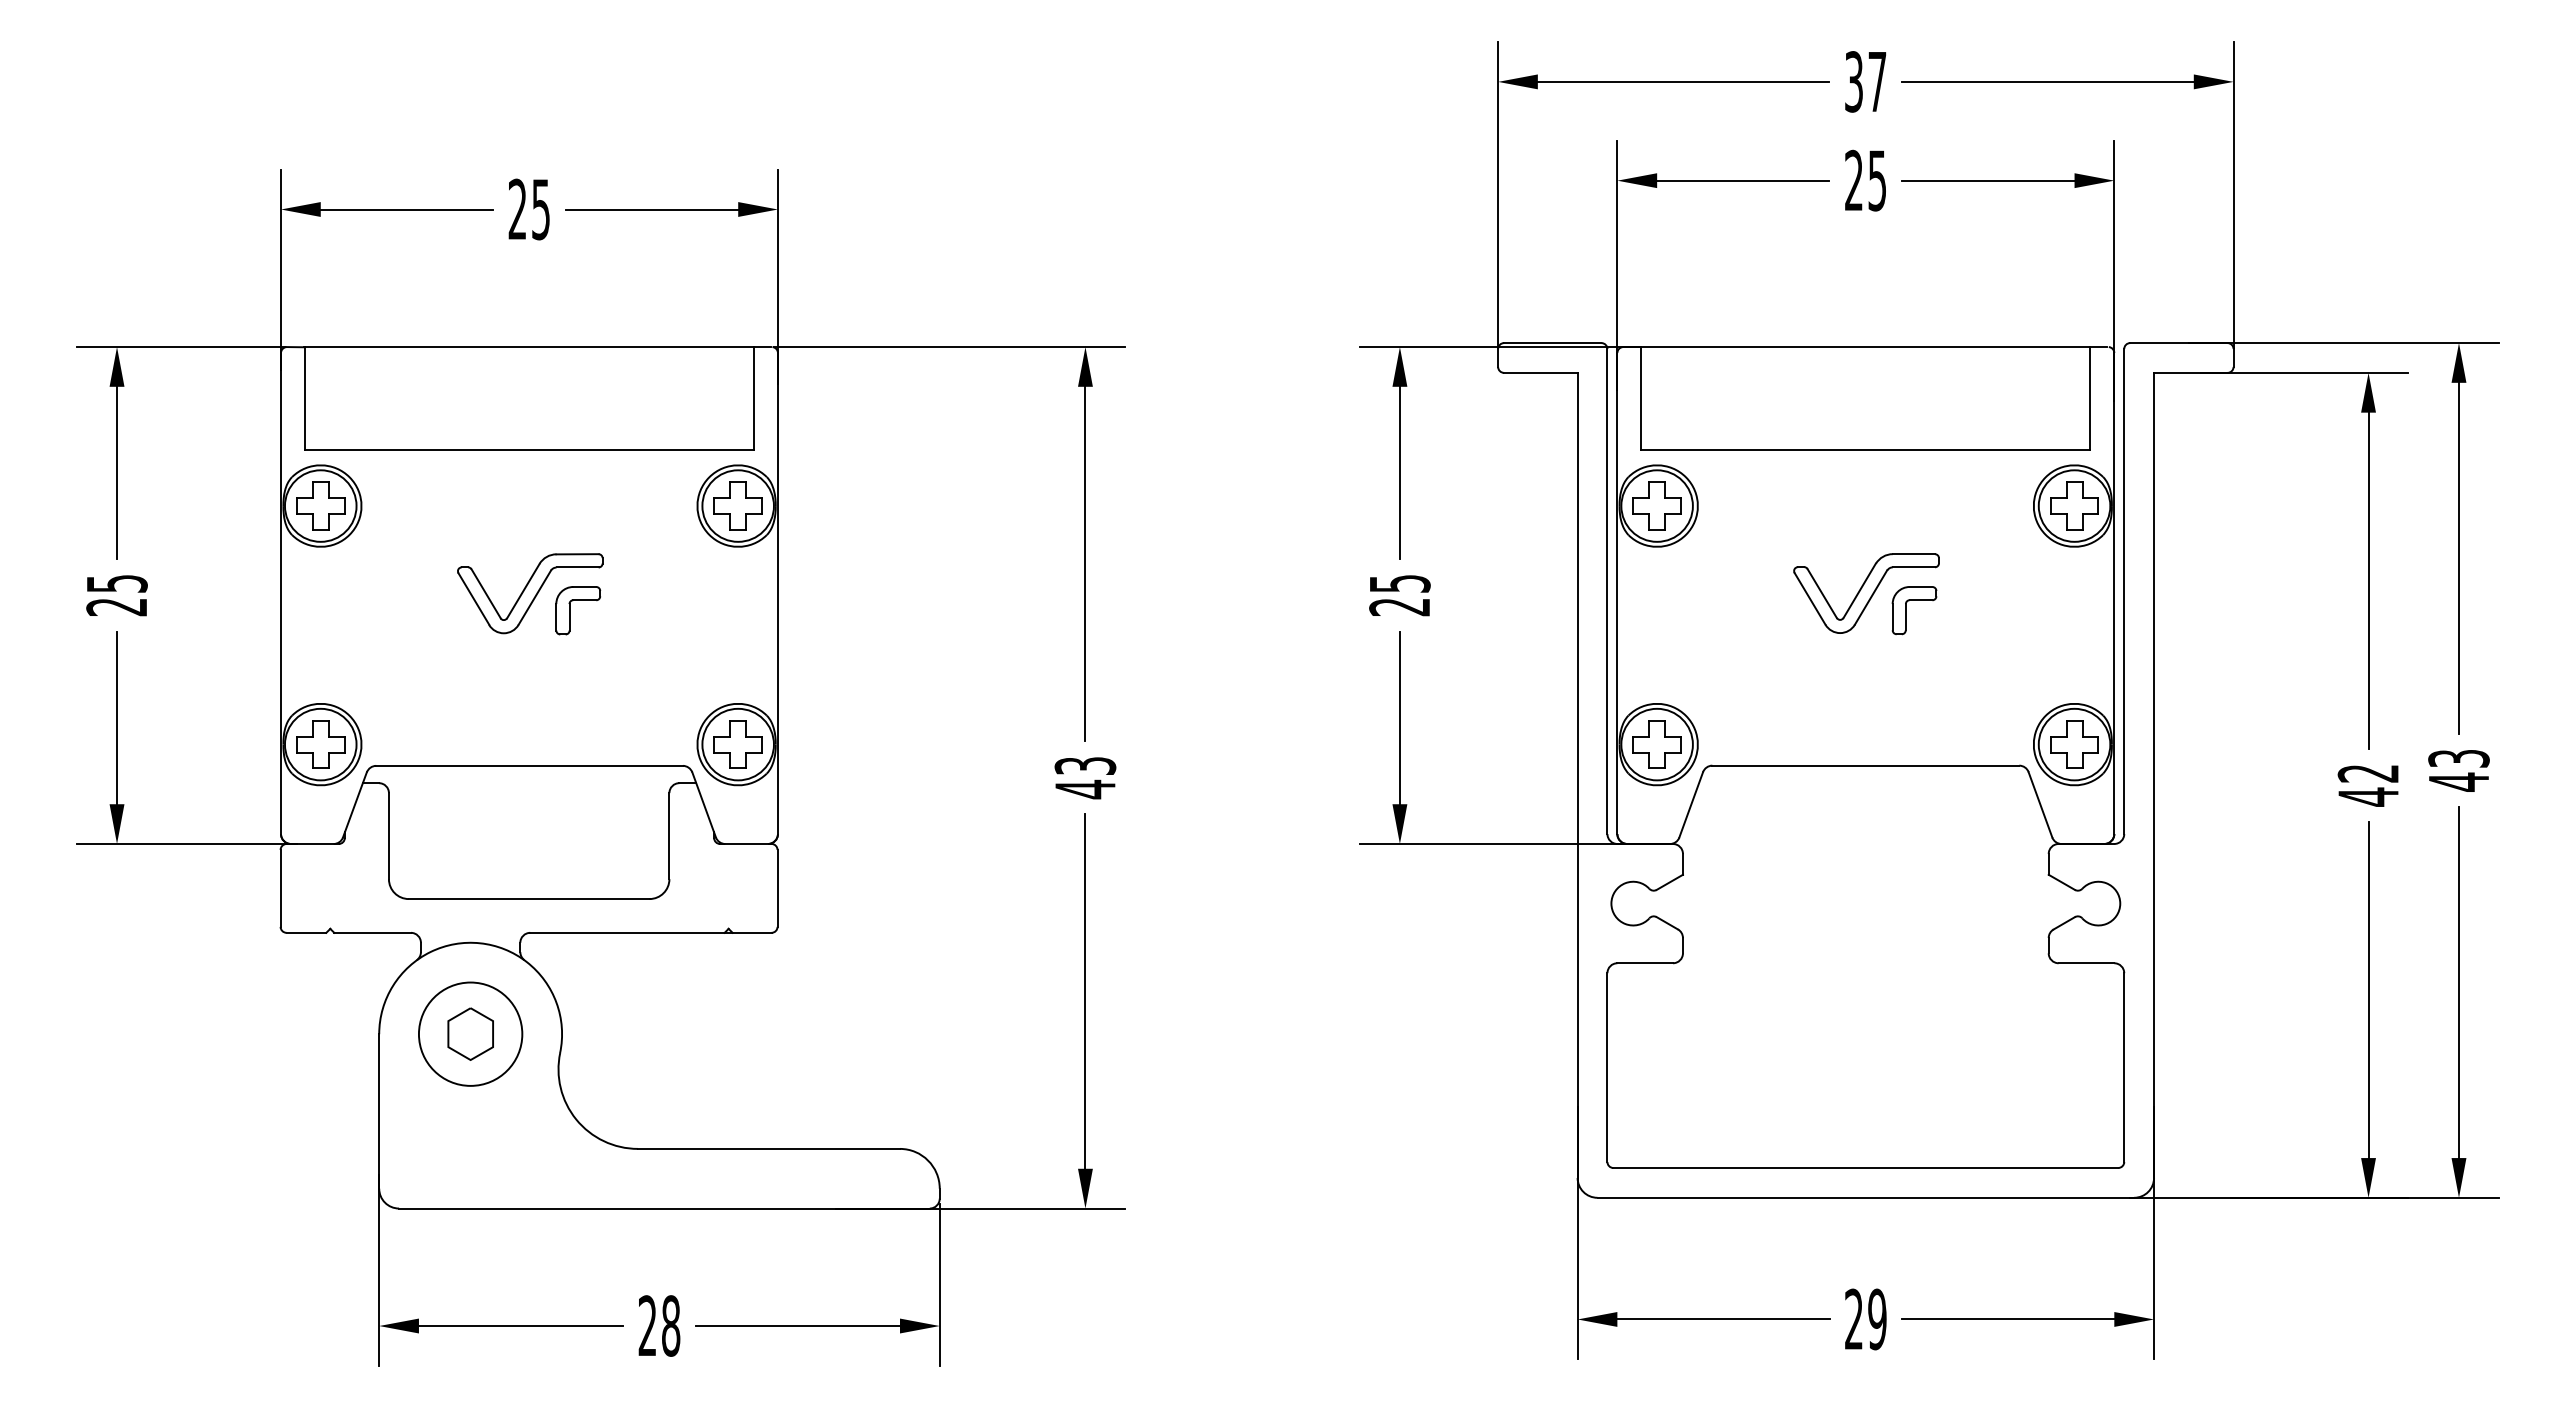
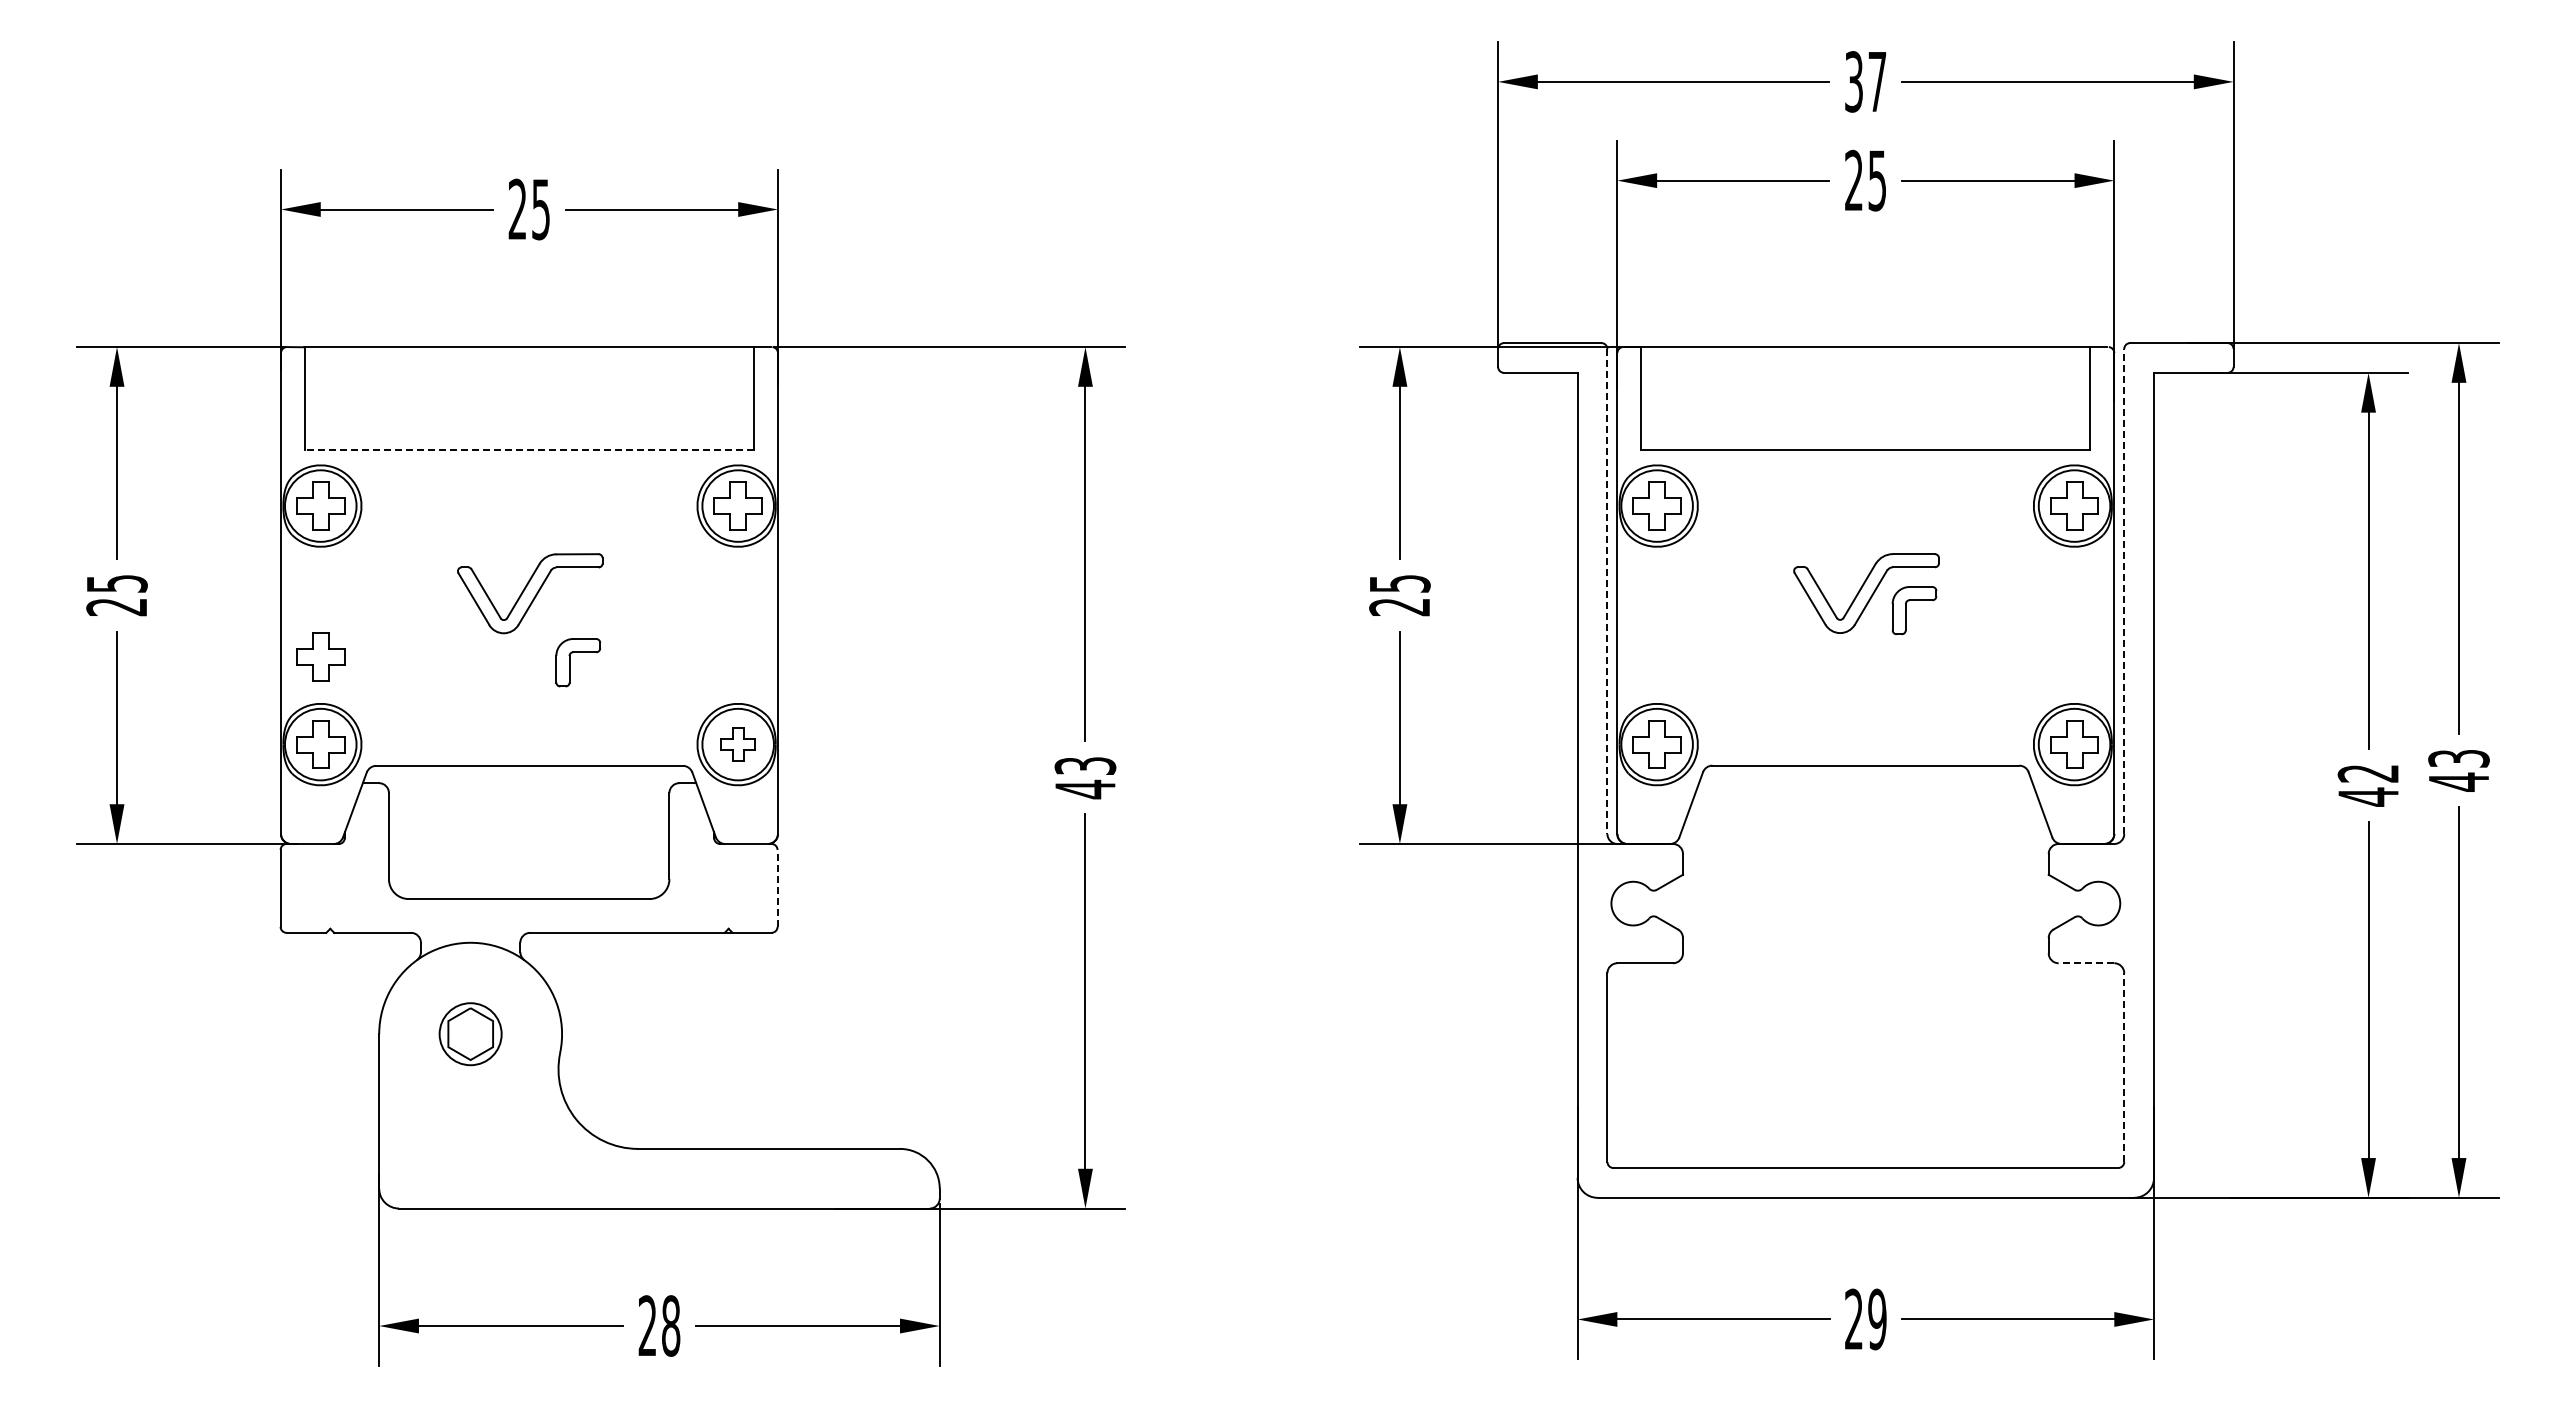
line: solid -> dashed (529, 450)
line: solid -> dashed (1607, 591)
line: solid -> dashed (2124, 591)
part position: (570, 610) -> (570, 662) (570, 662)
part: none -> present (320, 656)
part size: 50x49 px -> 36x35 px (737, 744)
line: solid -> dashed (777, 887)
line: solid -> dashed (2086, 963)
circle diameter: 103 px -> 62 px (470, 1034)
line: solid -> dashed (2124, 1067)
